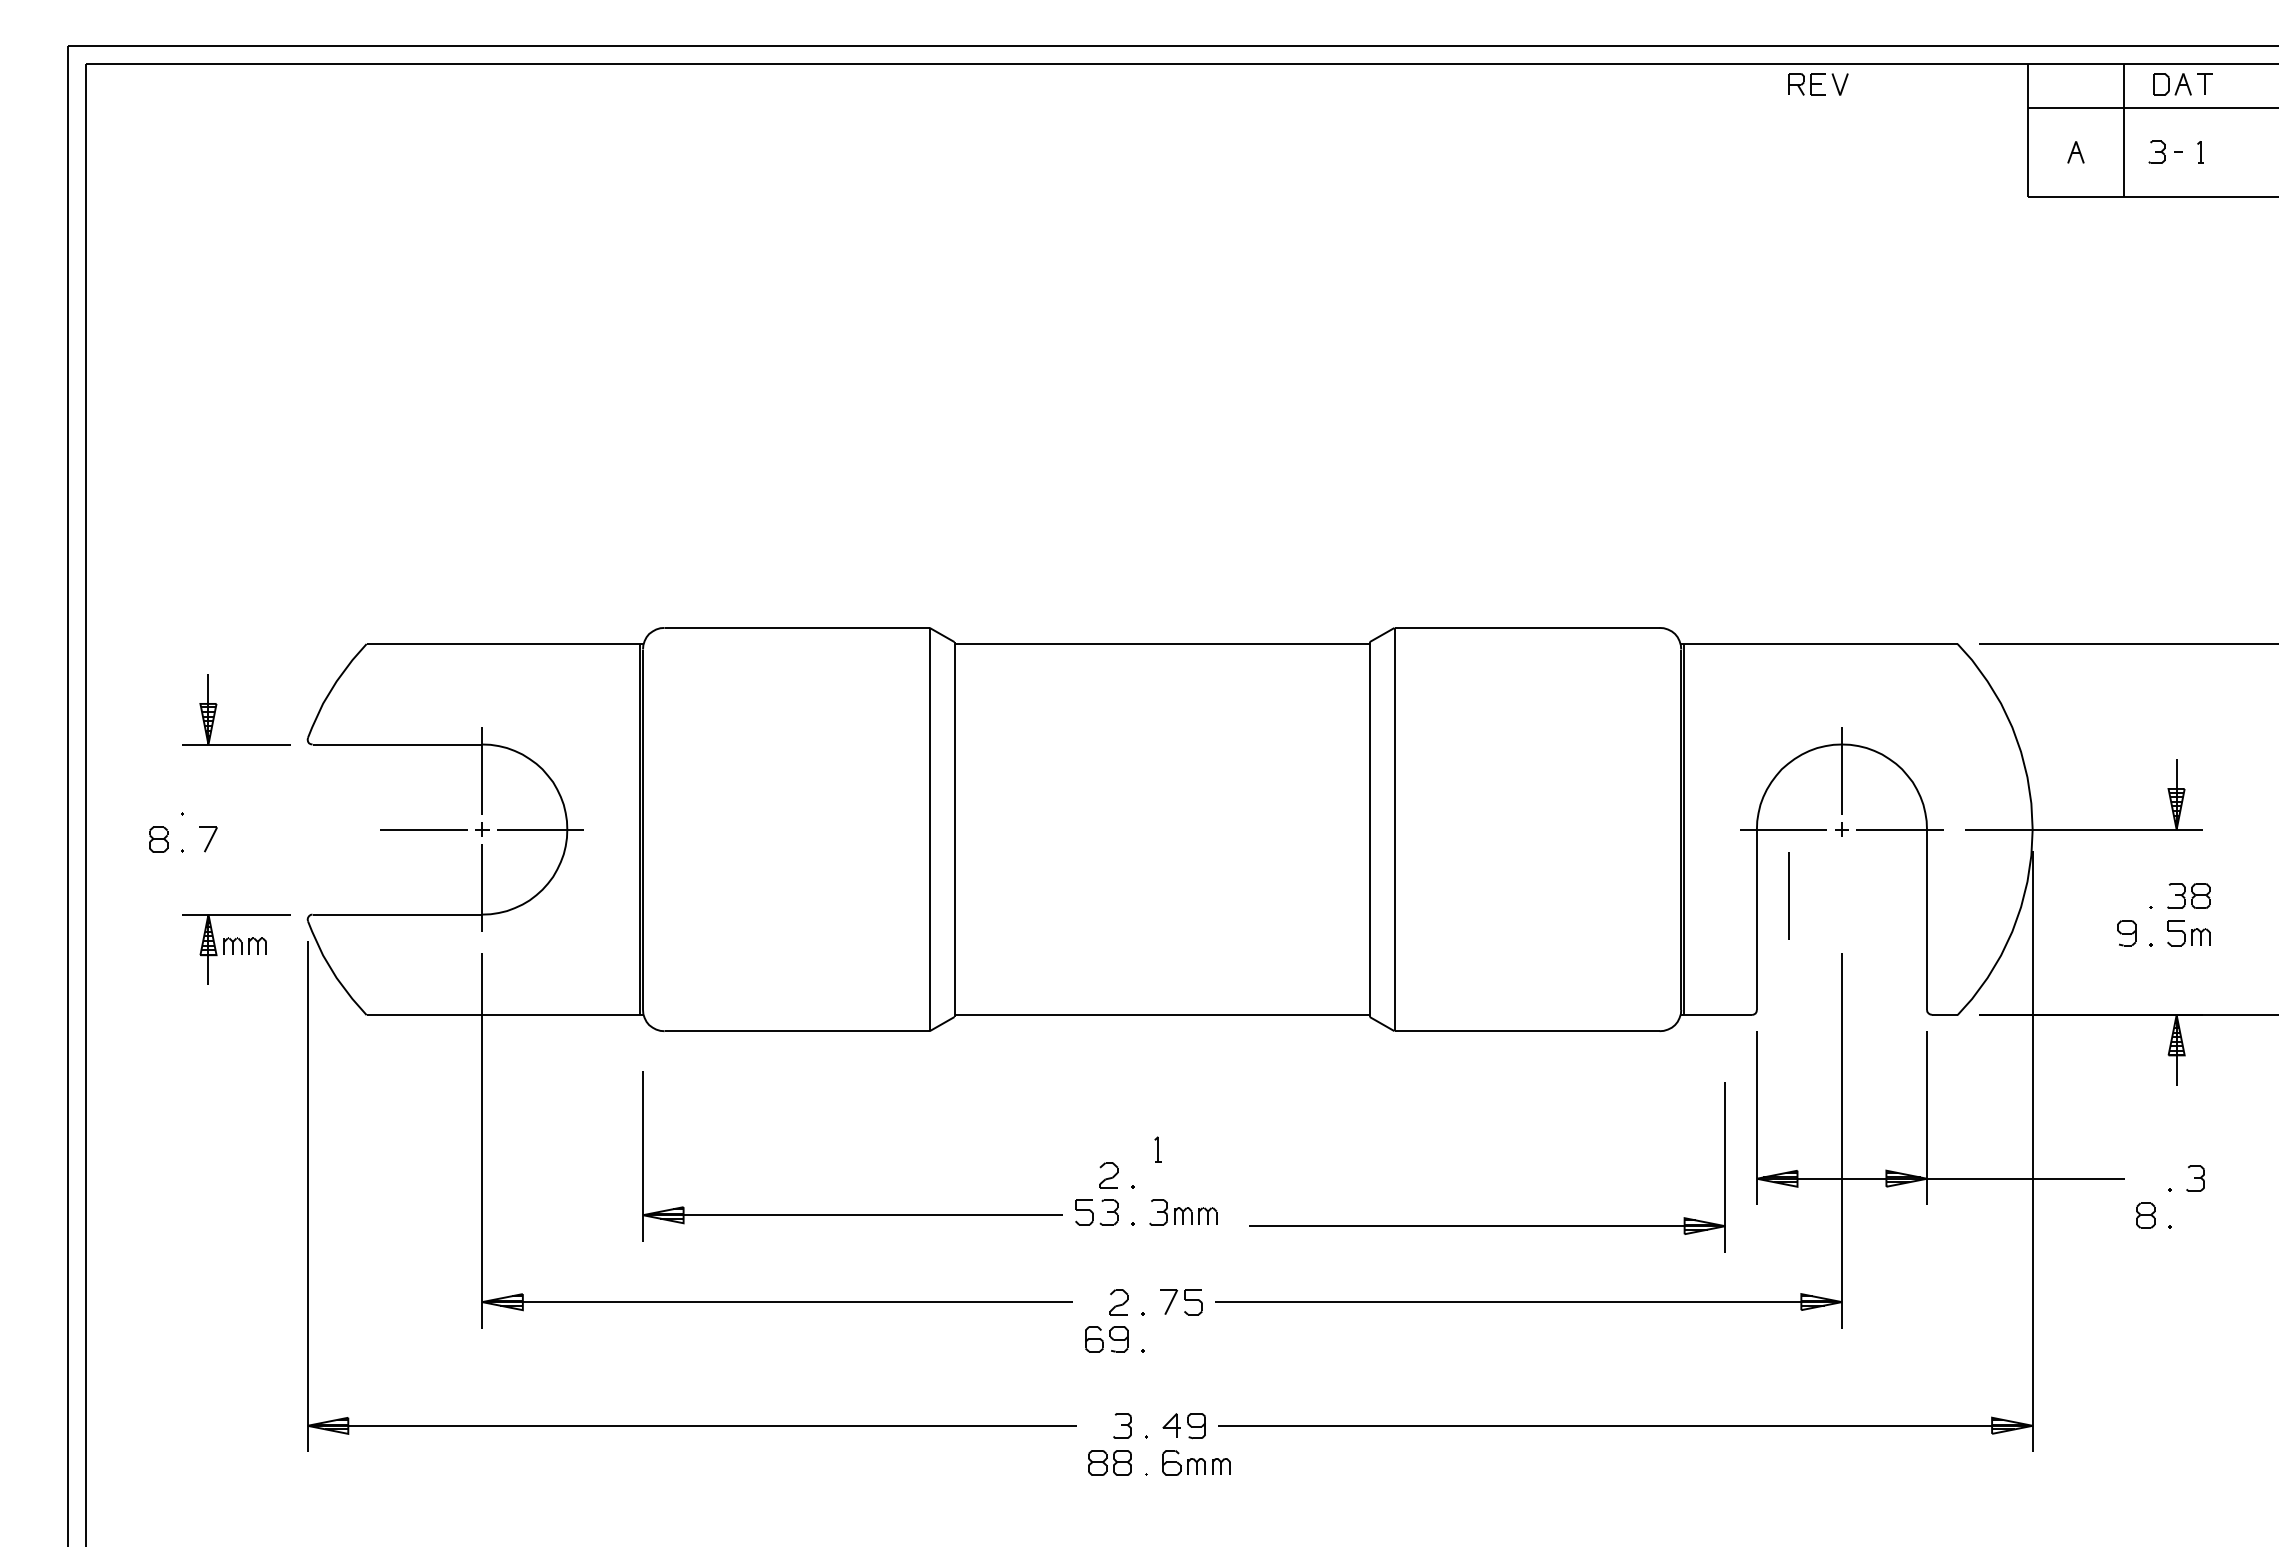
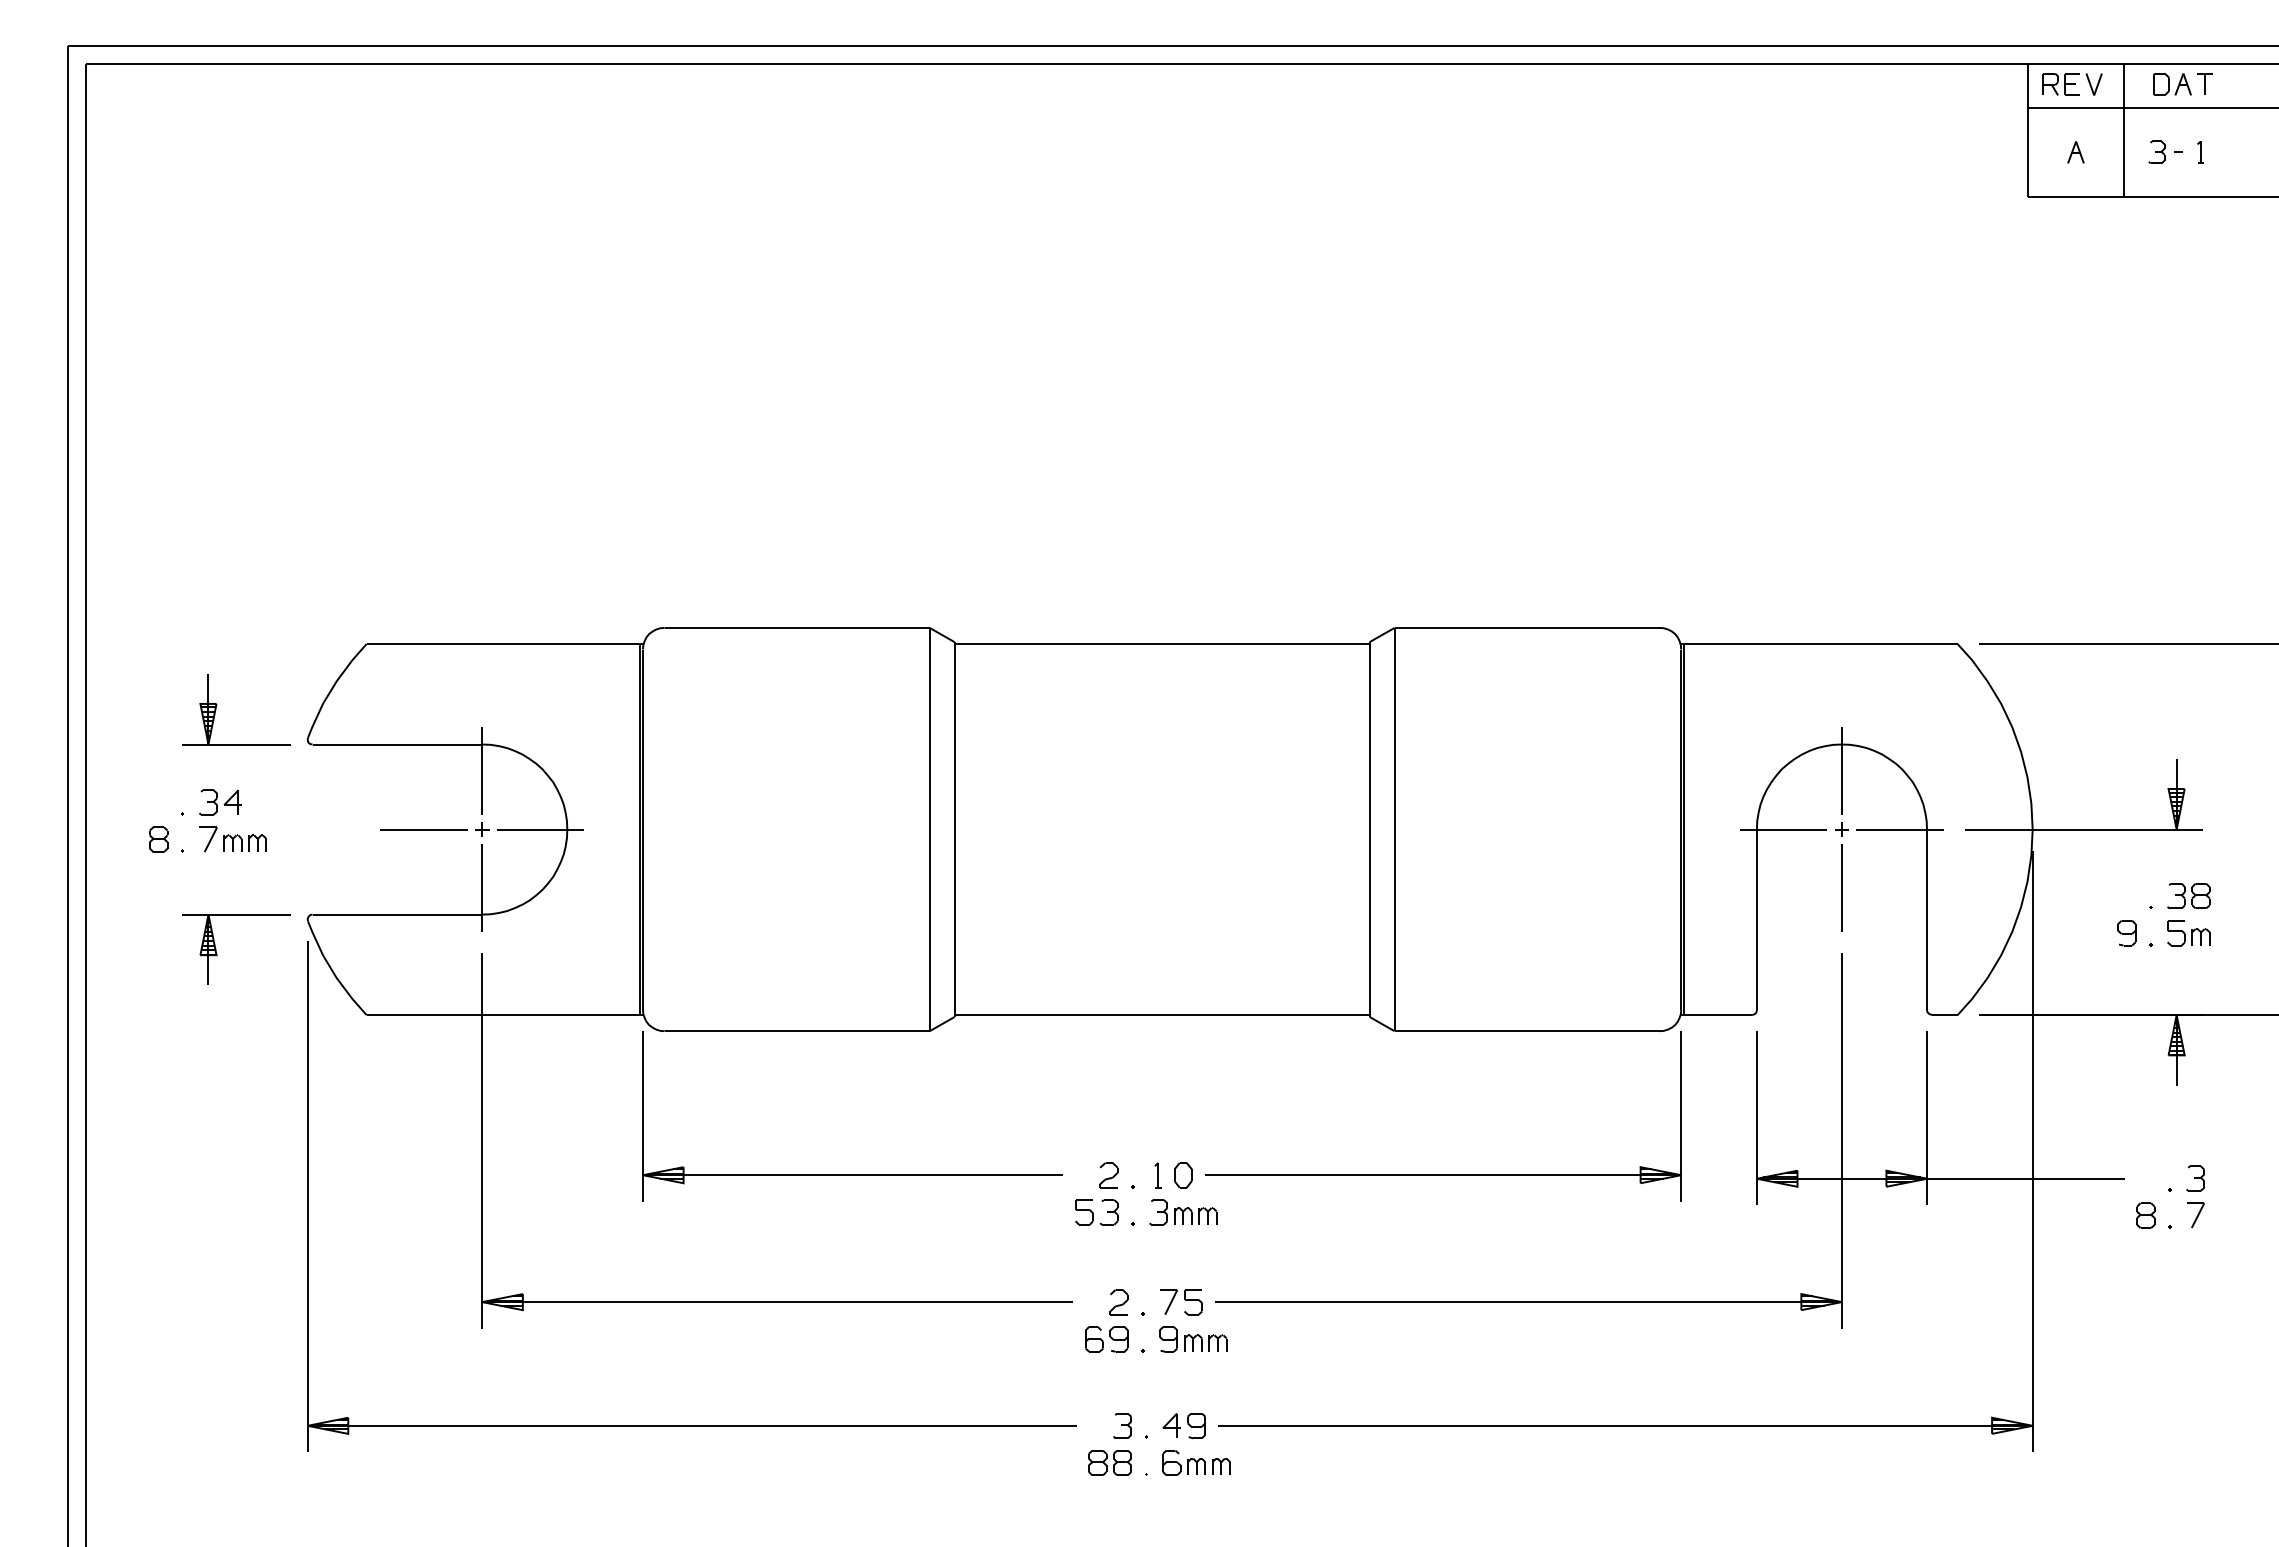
part position: (1818, 84) -> (2072, 84) (2072, 84)
part: none -> present (220, 802)
line position: (1788, 895) -> (1841, 887) (1841, 887)
part position: (244, 945) -> (244, 842) (244, 842)
part position: (1157, 1149) -> (1157, 1175) (1157, 1175)
part: none -> present (1183, 1175)
part position: (852, 1214) -> (852, 1174) (852, 1174)
part: none -> present (2195, 1215)
part position: (1487, 1225) -> (1443, 1174) (1443, 1174)
part: none -> present (1193, 1339)
